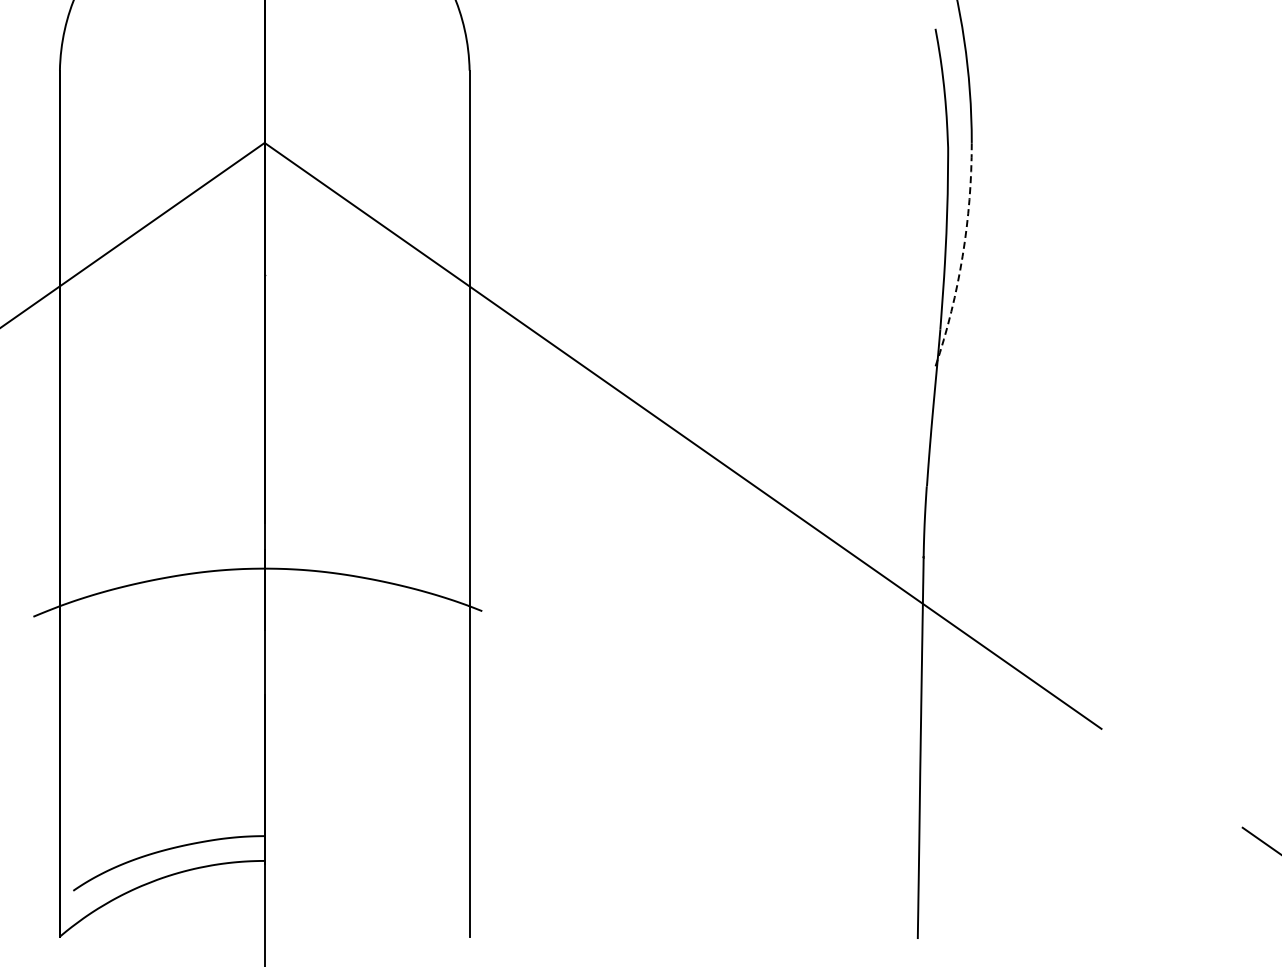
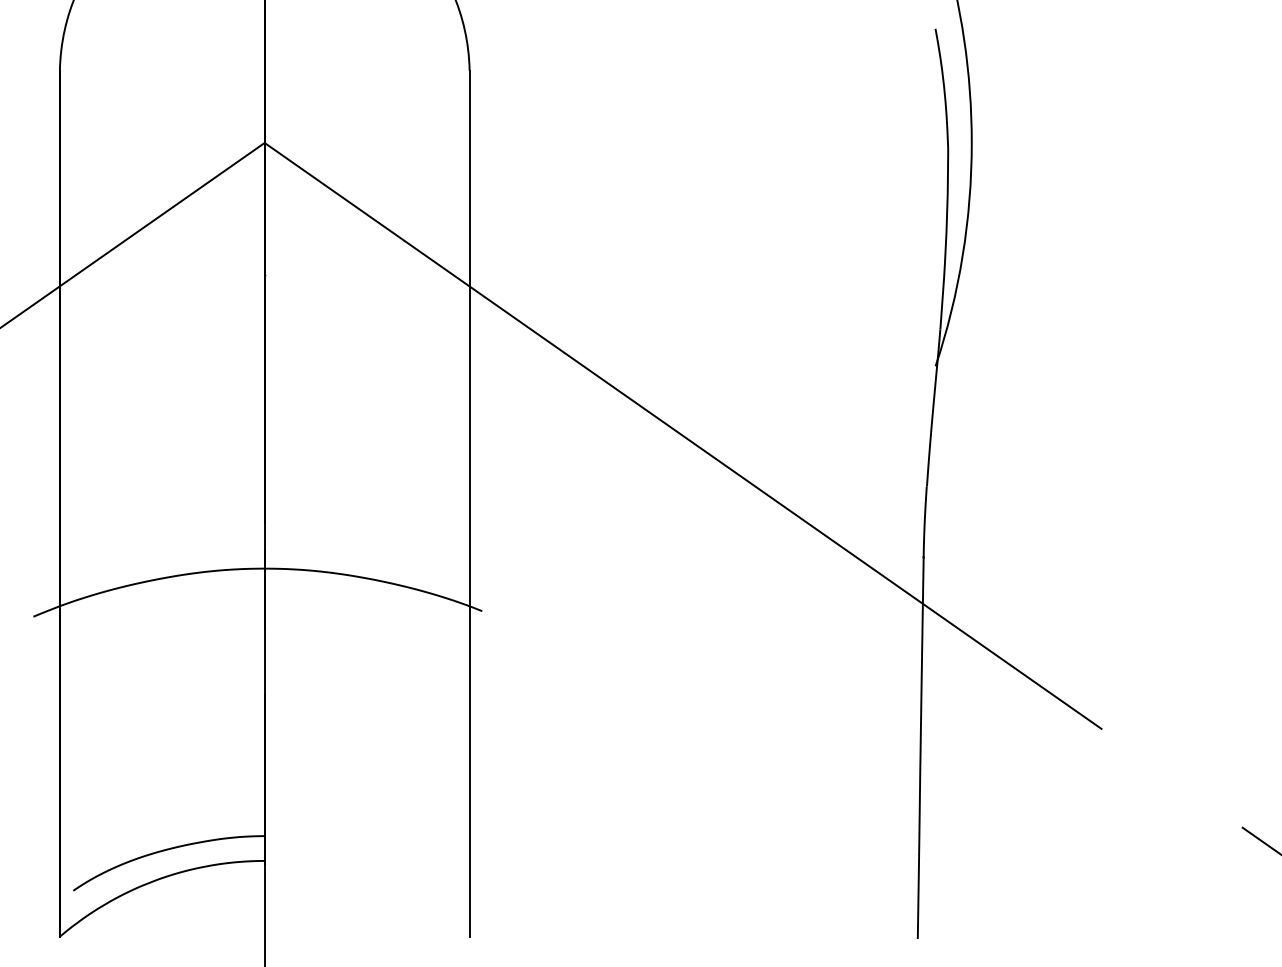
arc: dashed -> solid (962, 256)
